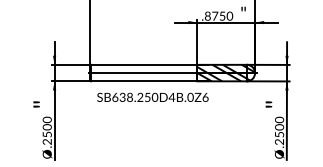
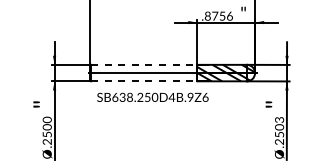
text: .8750 -> .8756 (229, 15)
line: solid -> dashed (144, 64)
line: solid -> dashed (144, 81)
text: SB638.250D4B.0Z6 -> SB638.250D4B.9Z6 (190, 98)
text: .2500 -> .2503 (279, 119)
